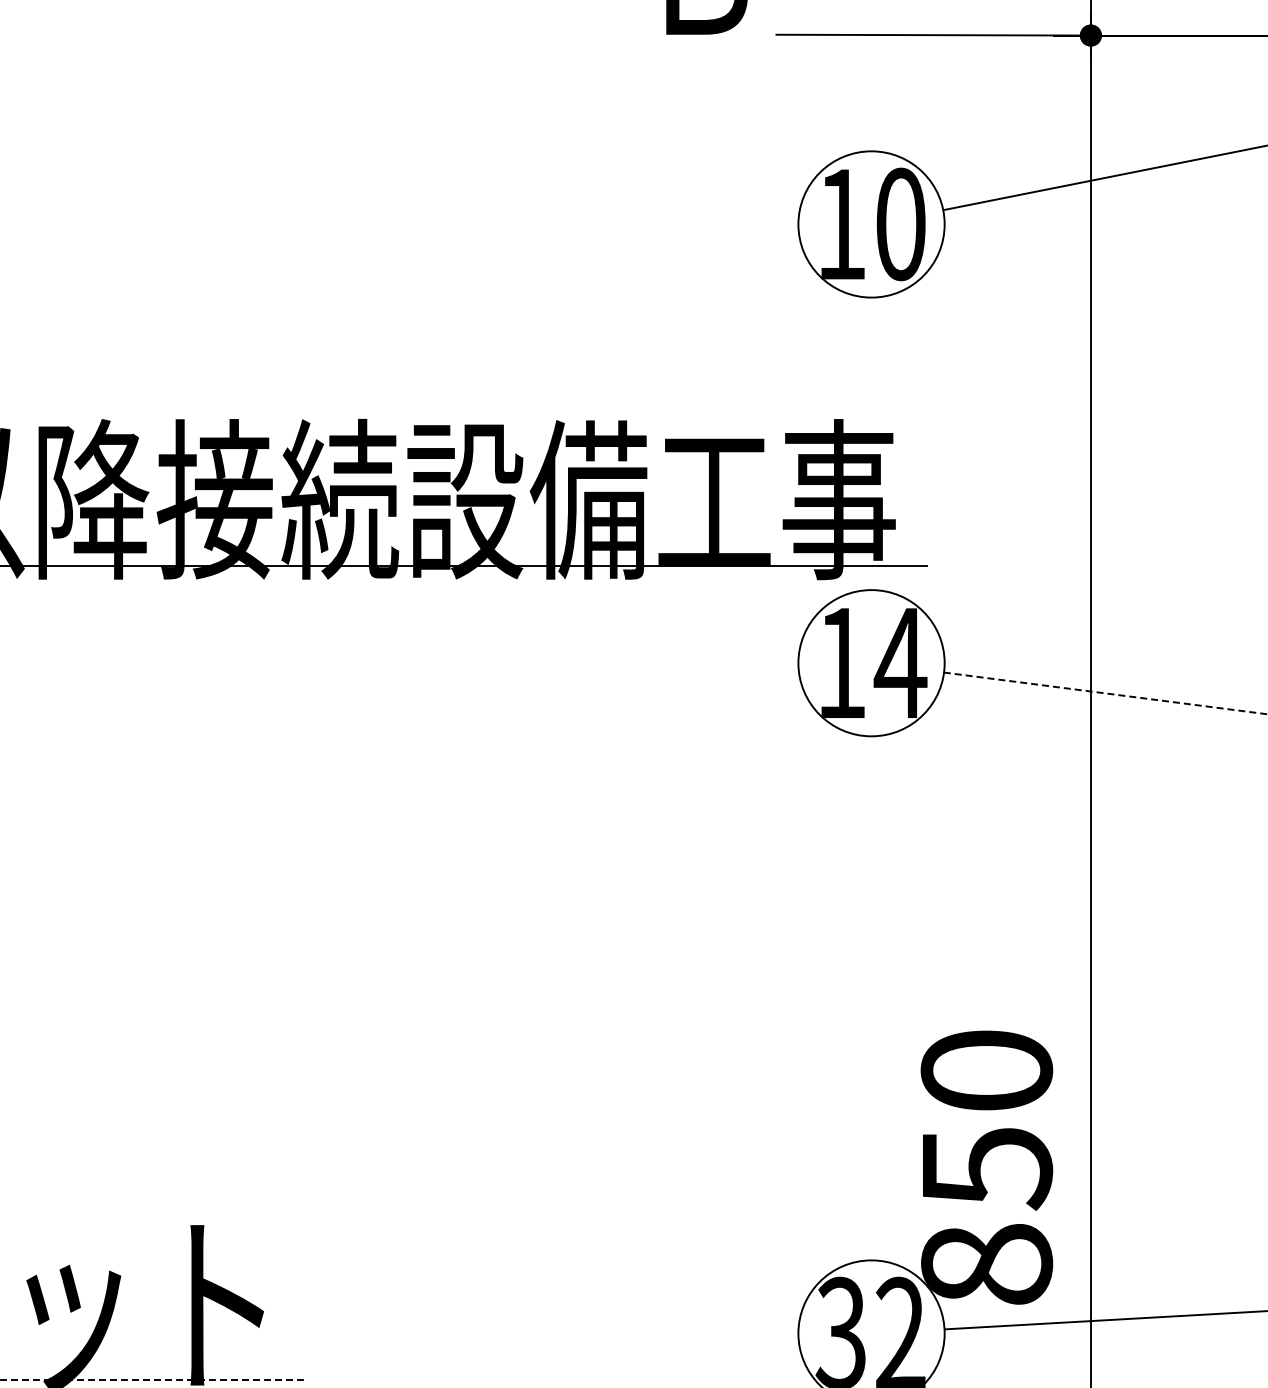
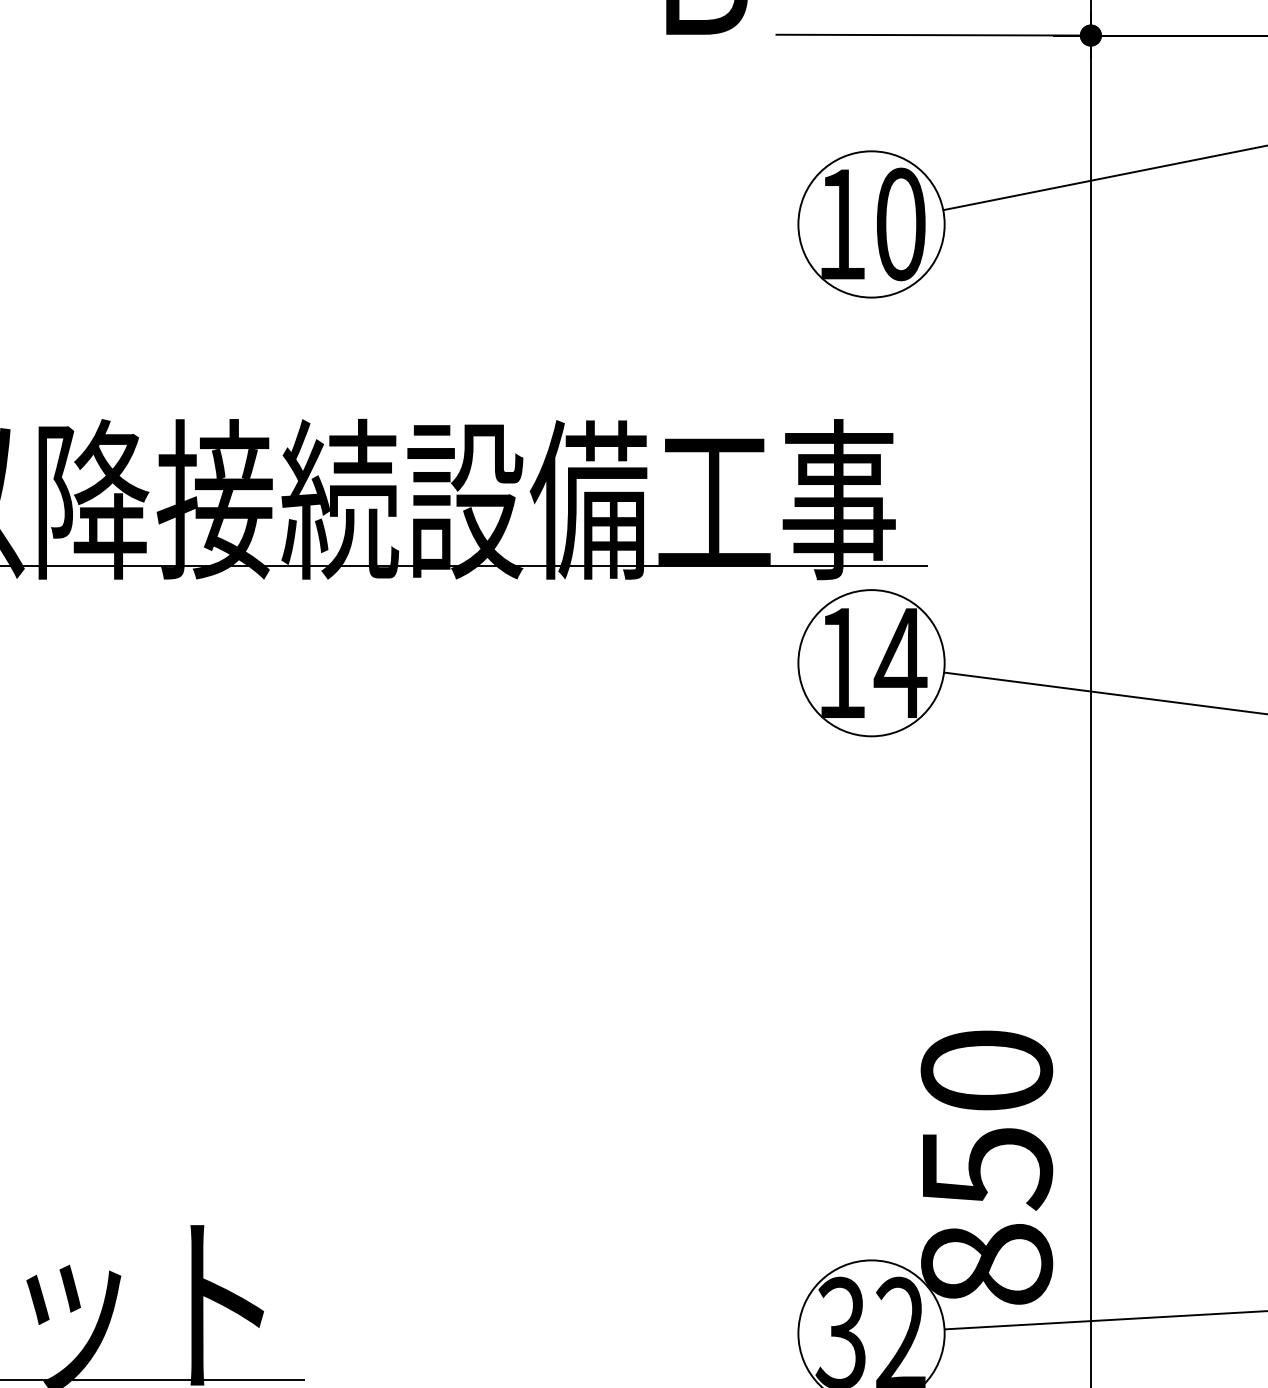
line: dashed -> solid (1105, 693)
line: dashed -> solid (152, 1379)
